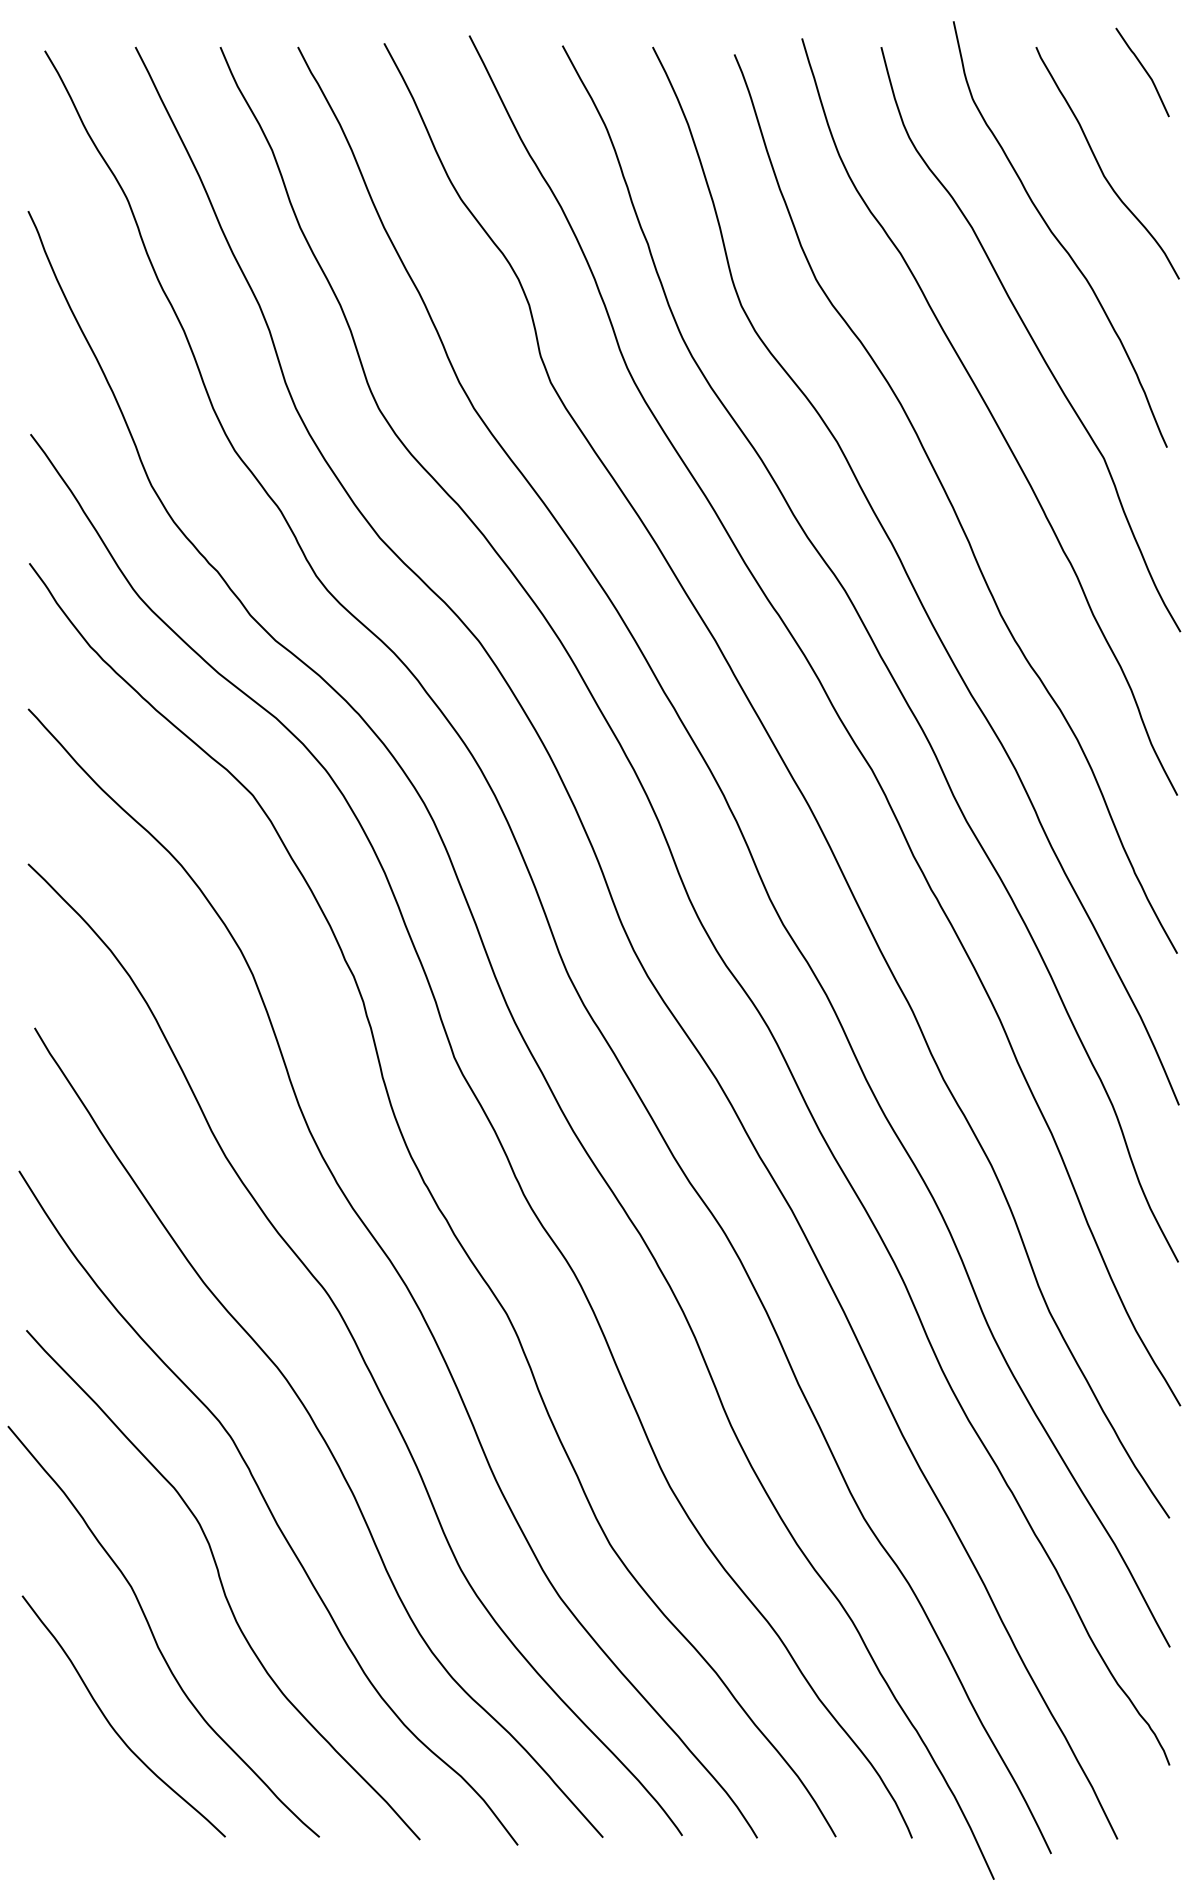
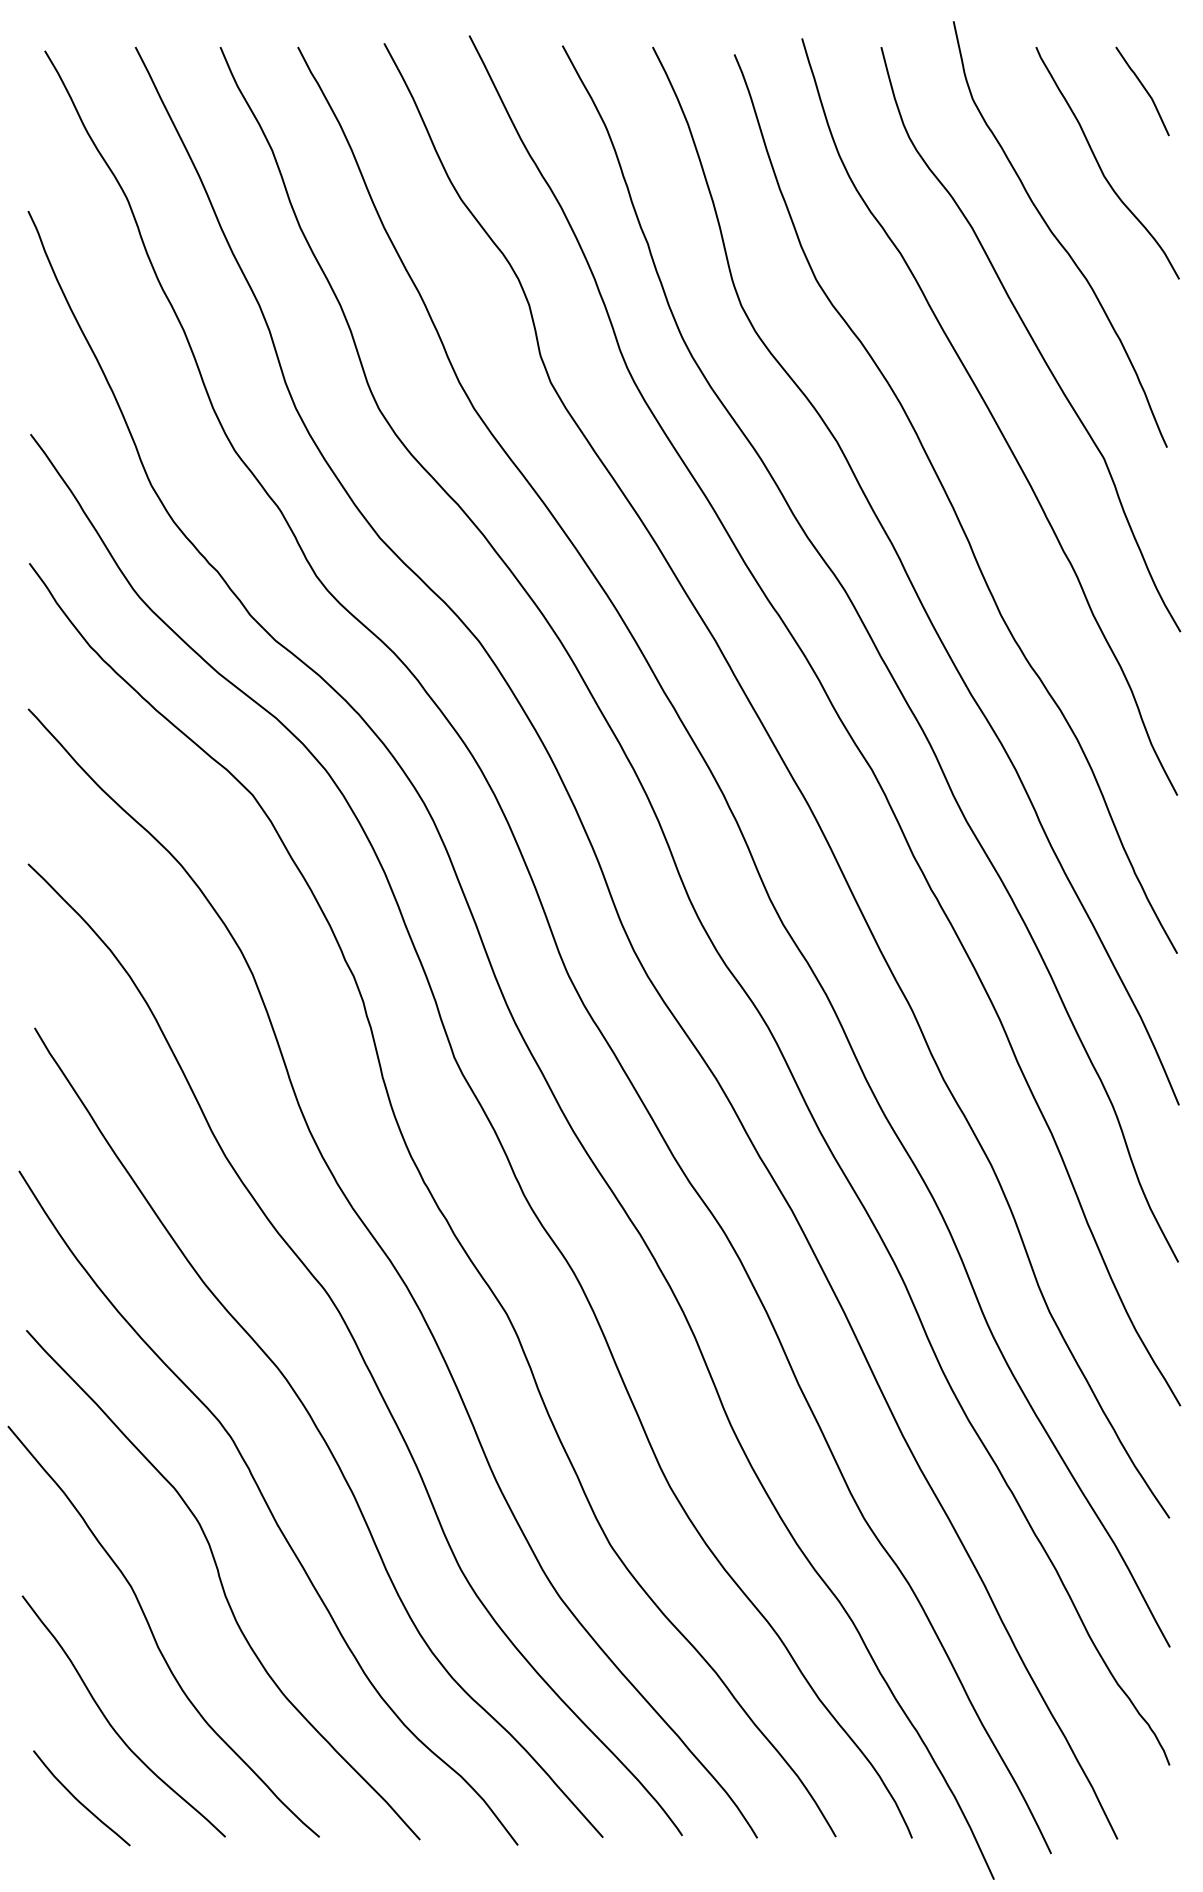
curve position: (1144, 70) -> (1144, 89) (1144, 89)
curve: none -> present (79, 1800)
